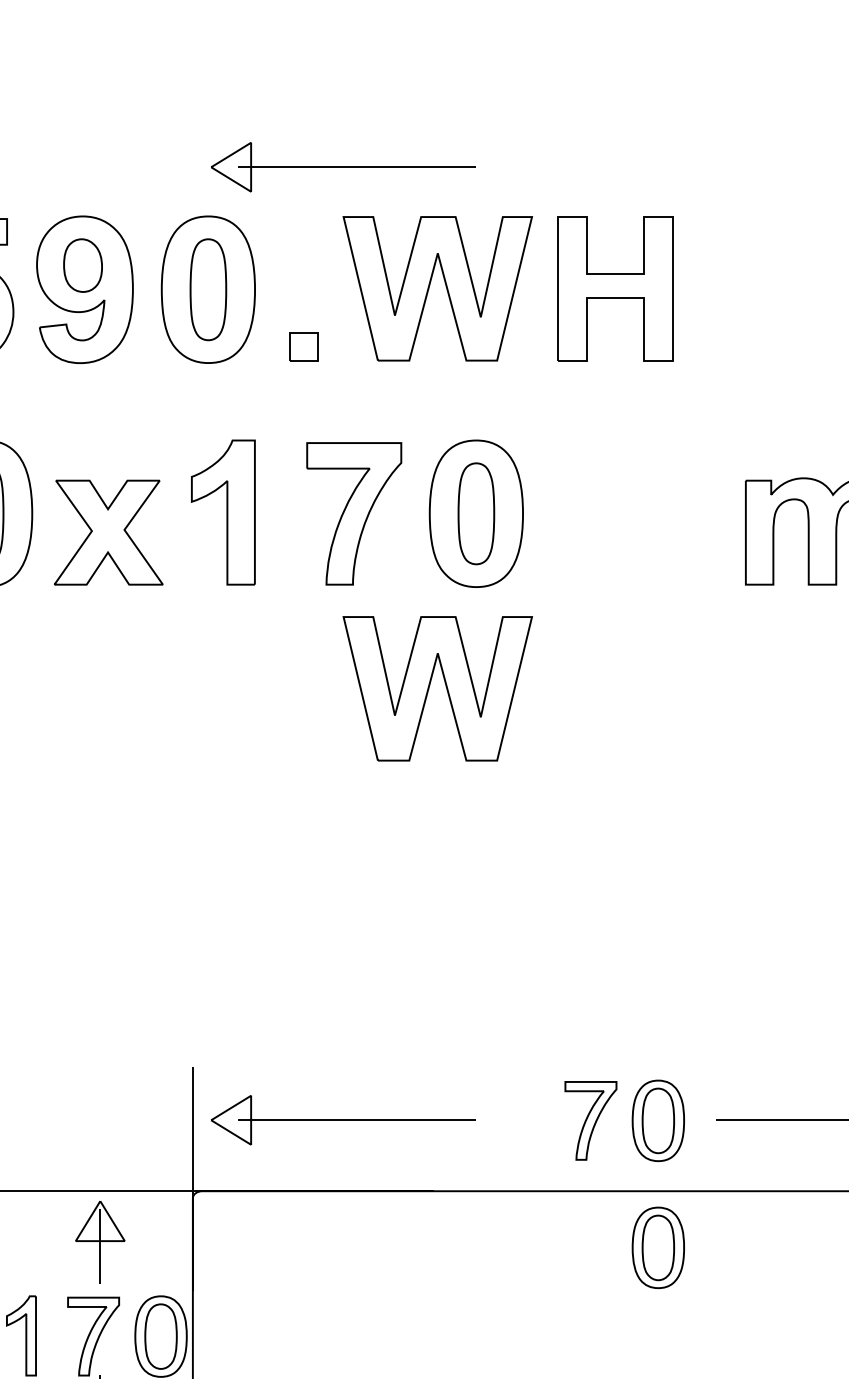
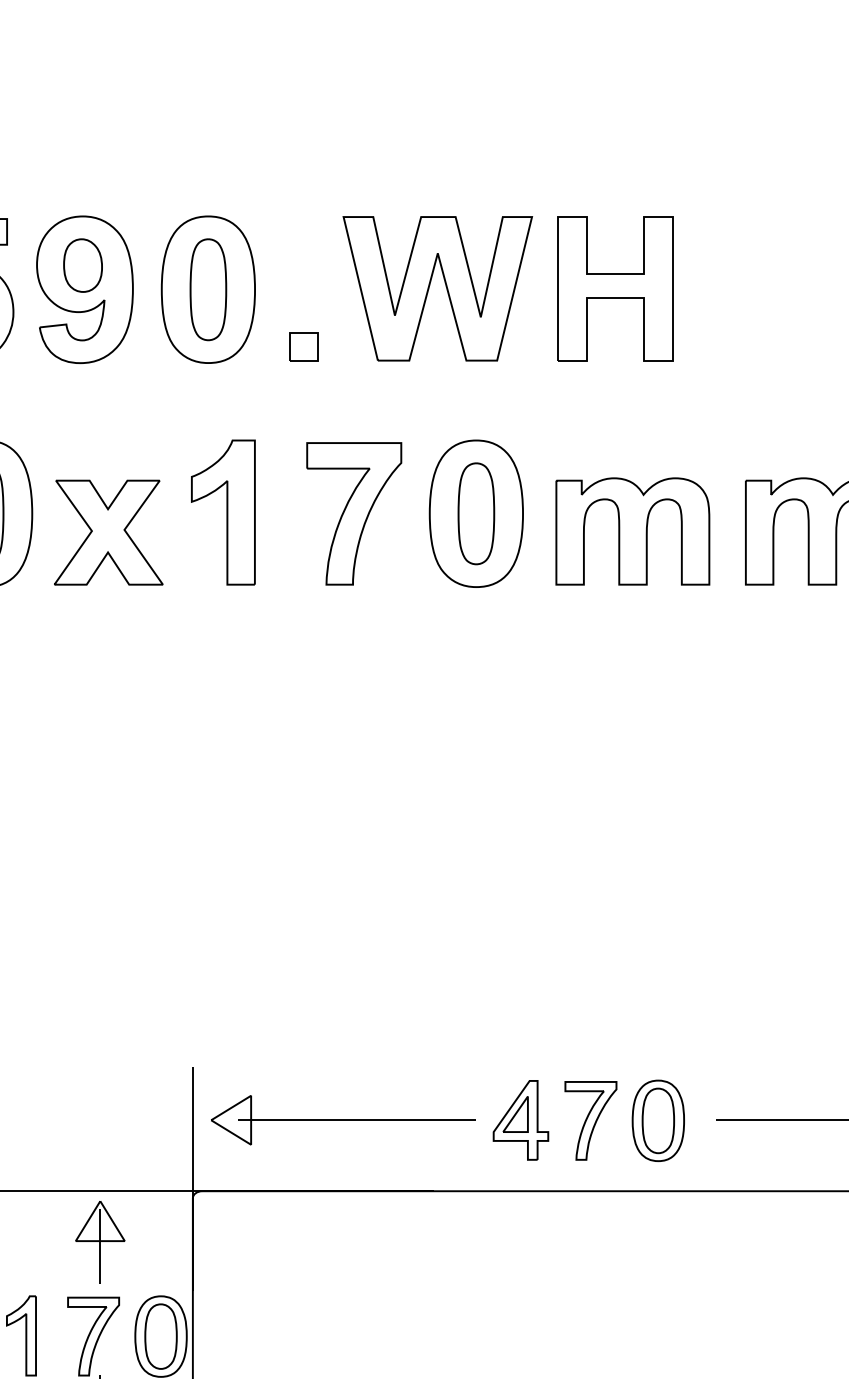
part: present -> none (343, 167)
part: none -> present (632, 531)
part: present -> none (430, 685)
part: none -> present (520, 1120)
part: present -> none (657, 1247)
